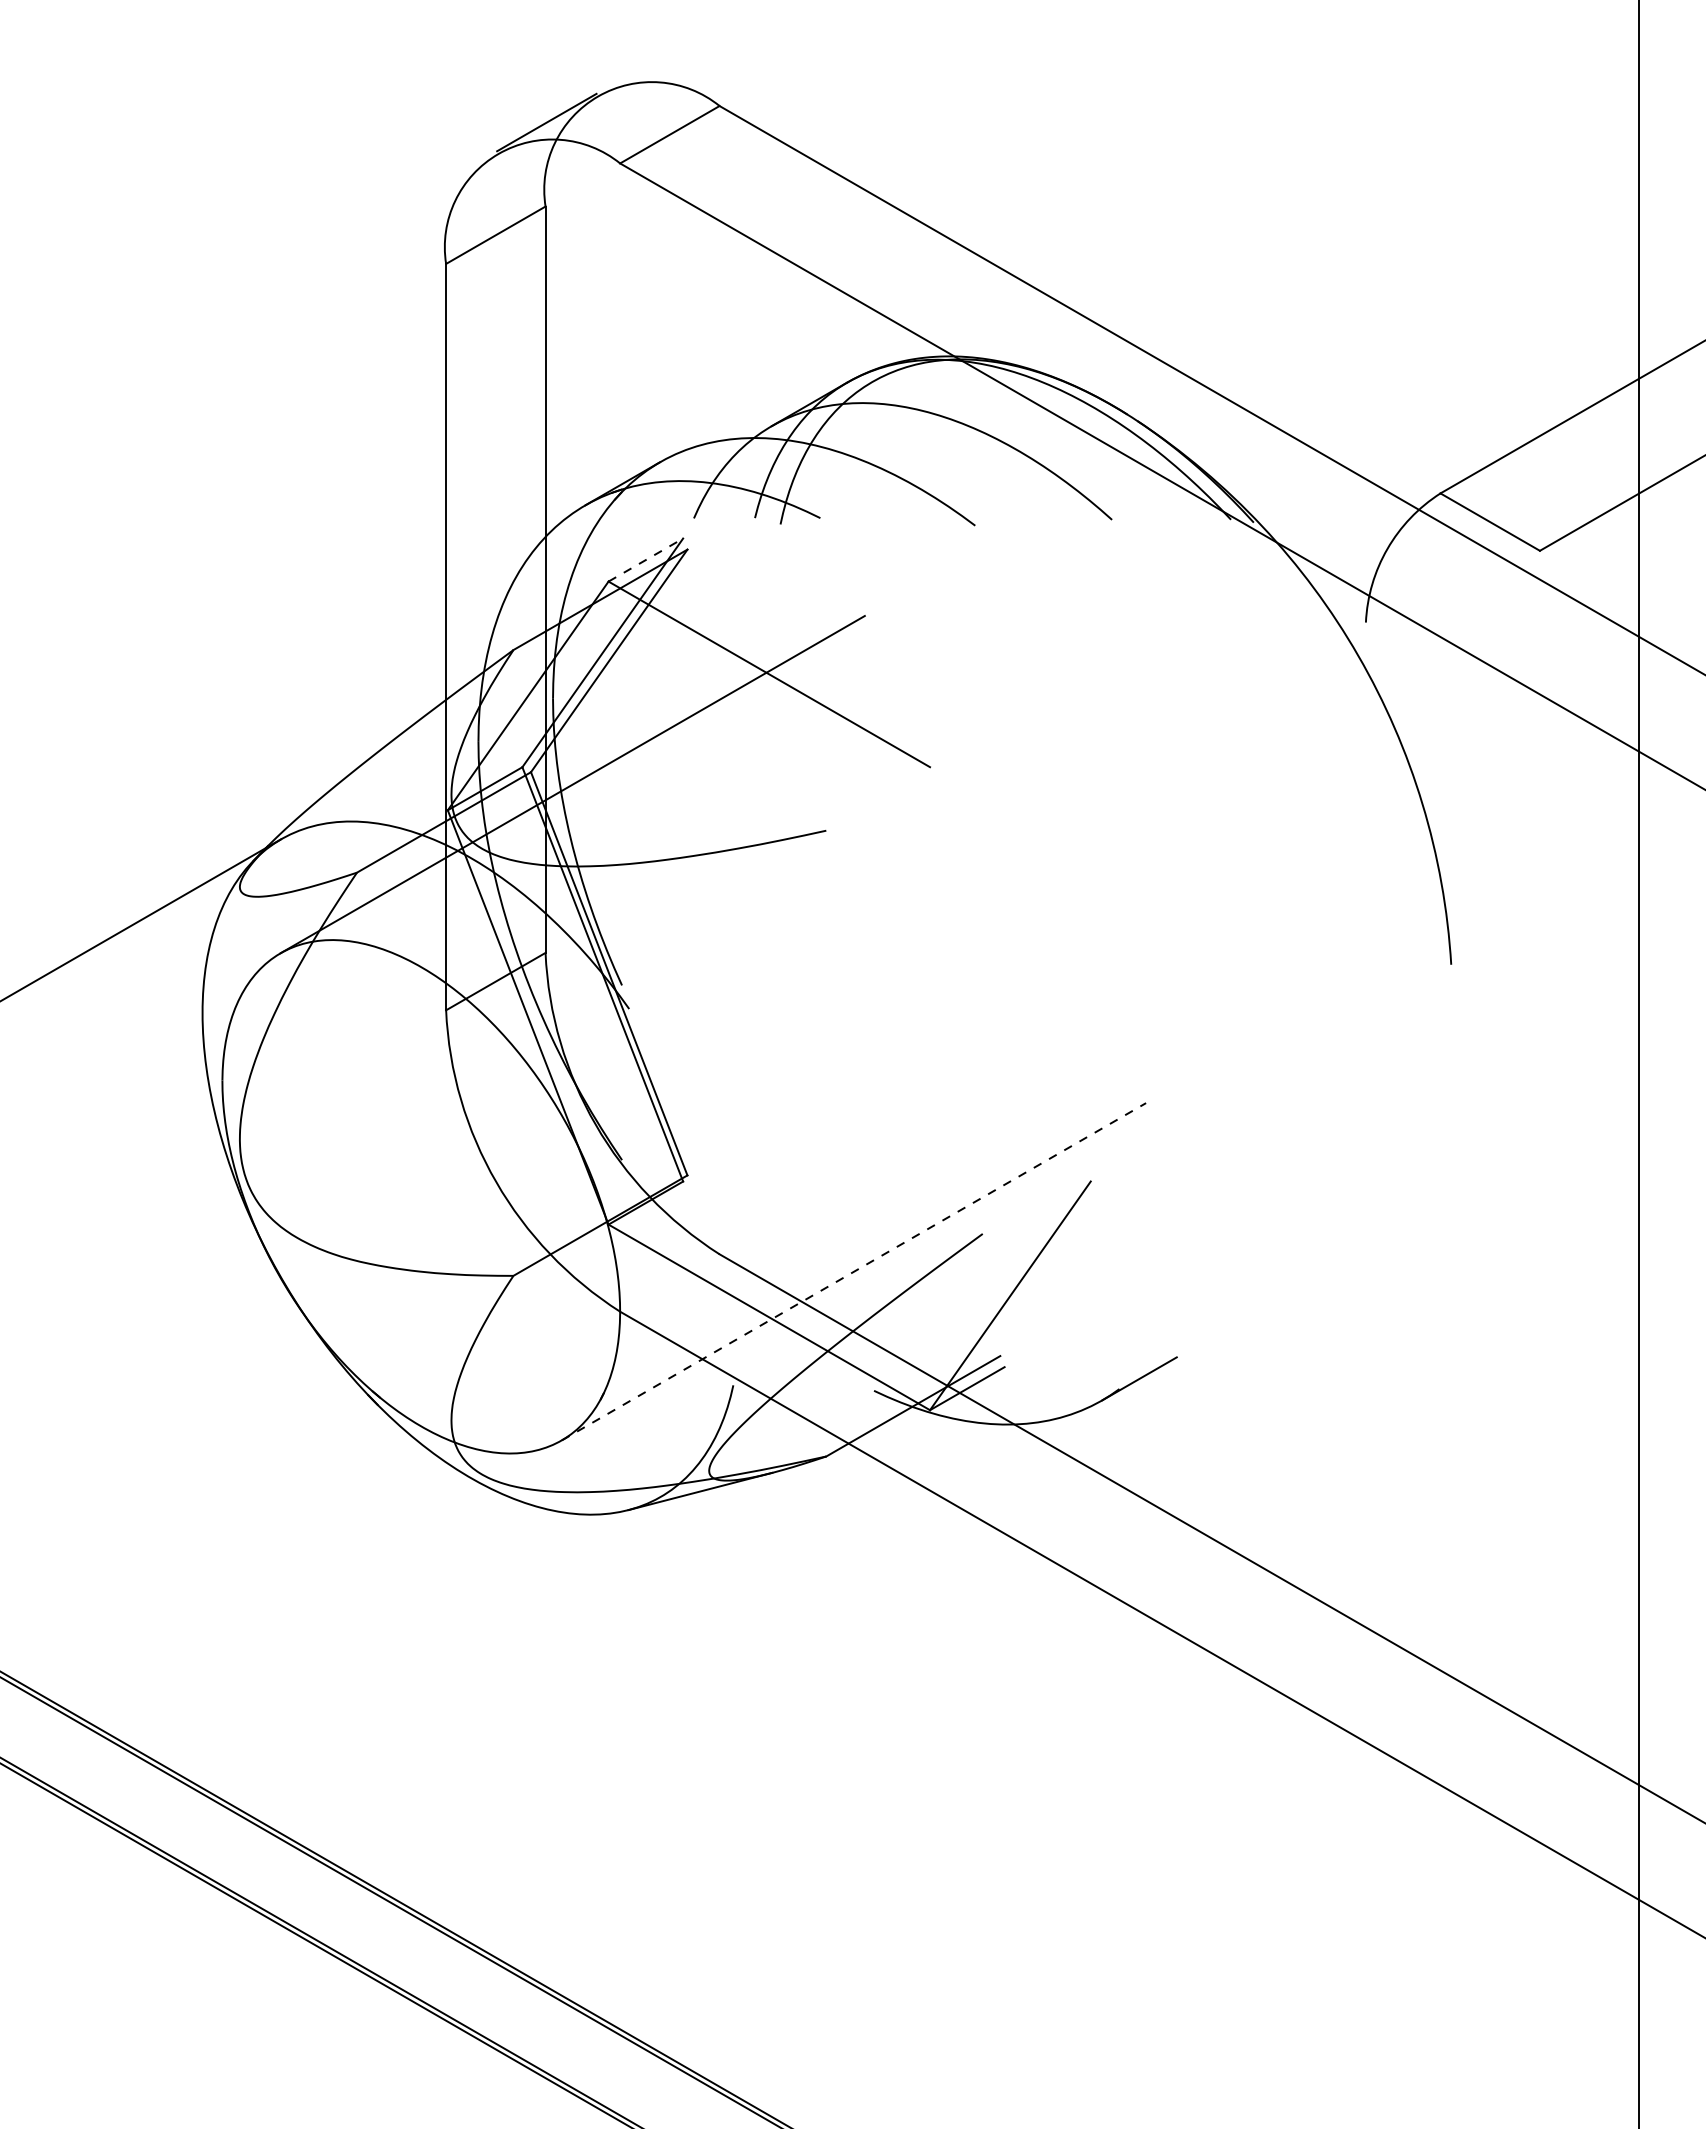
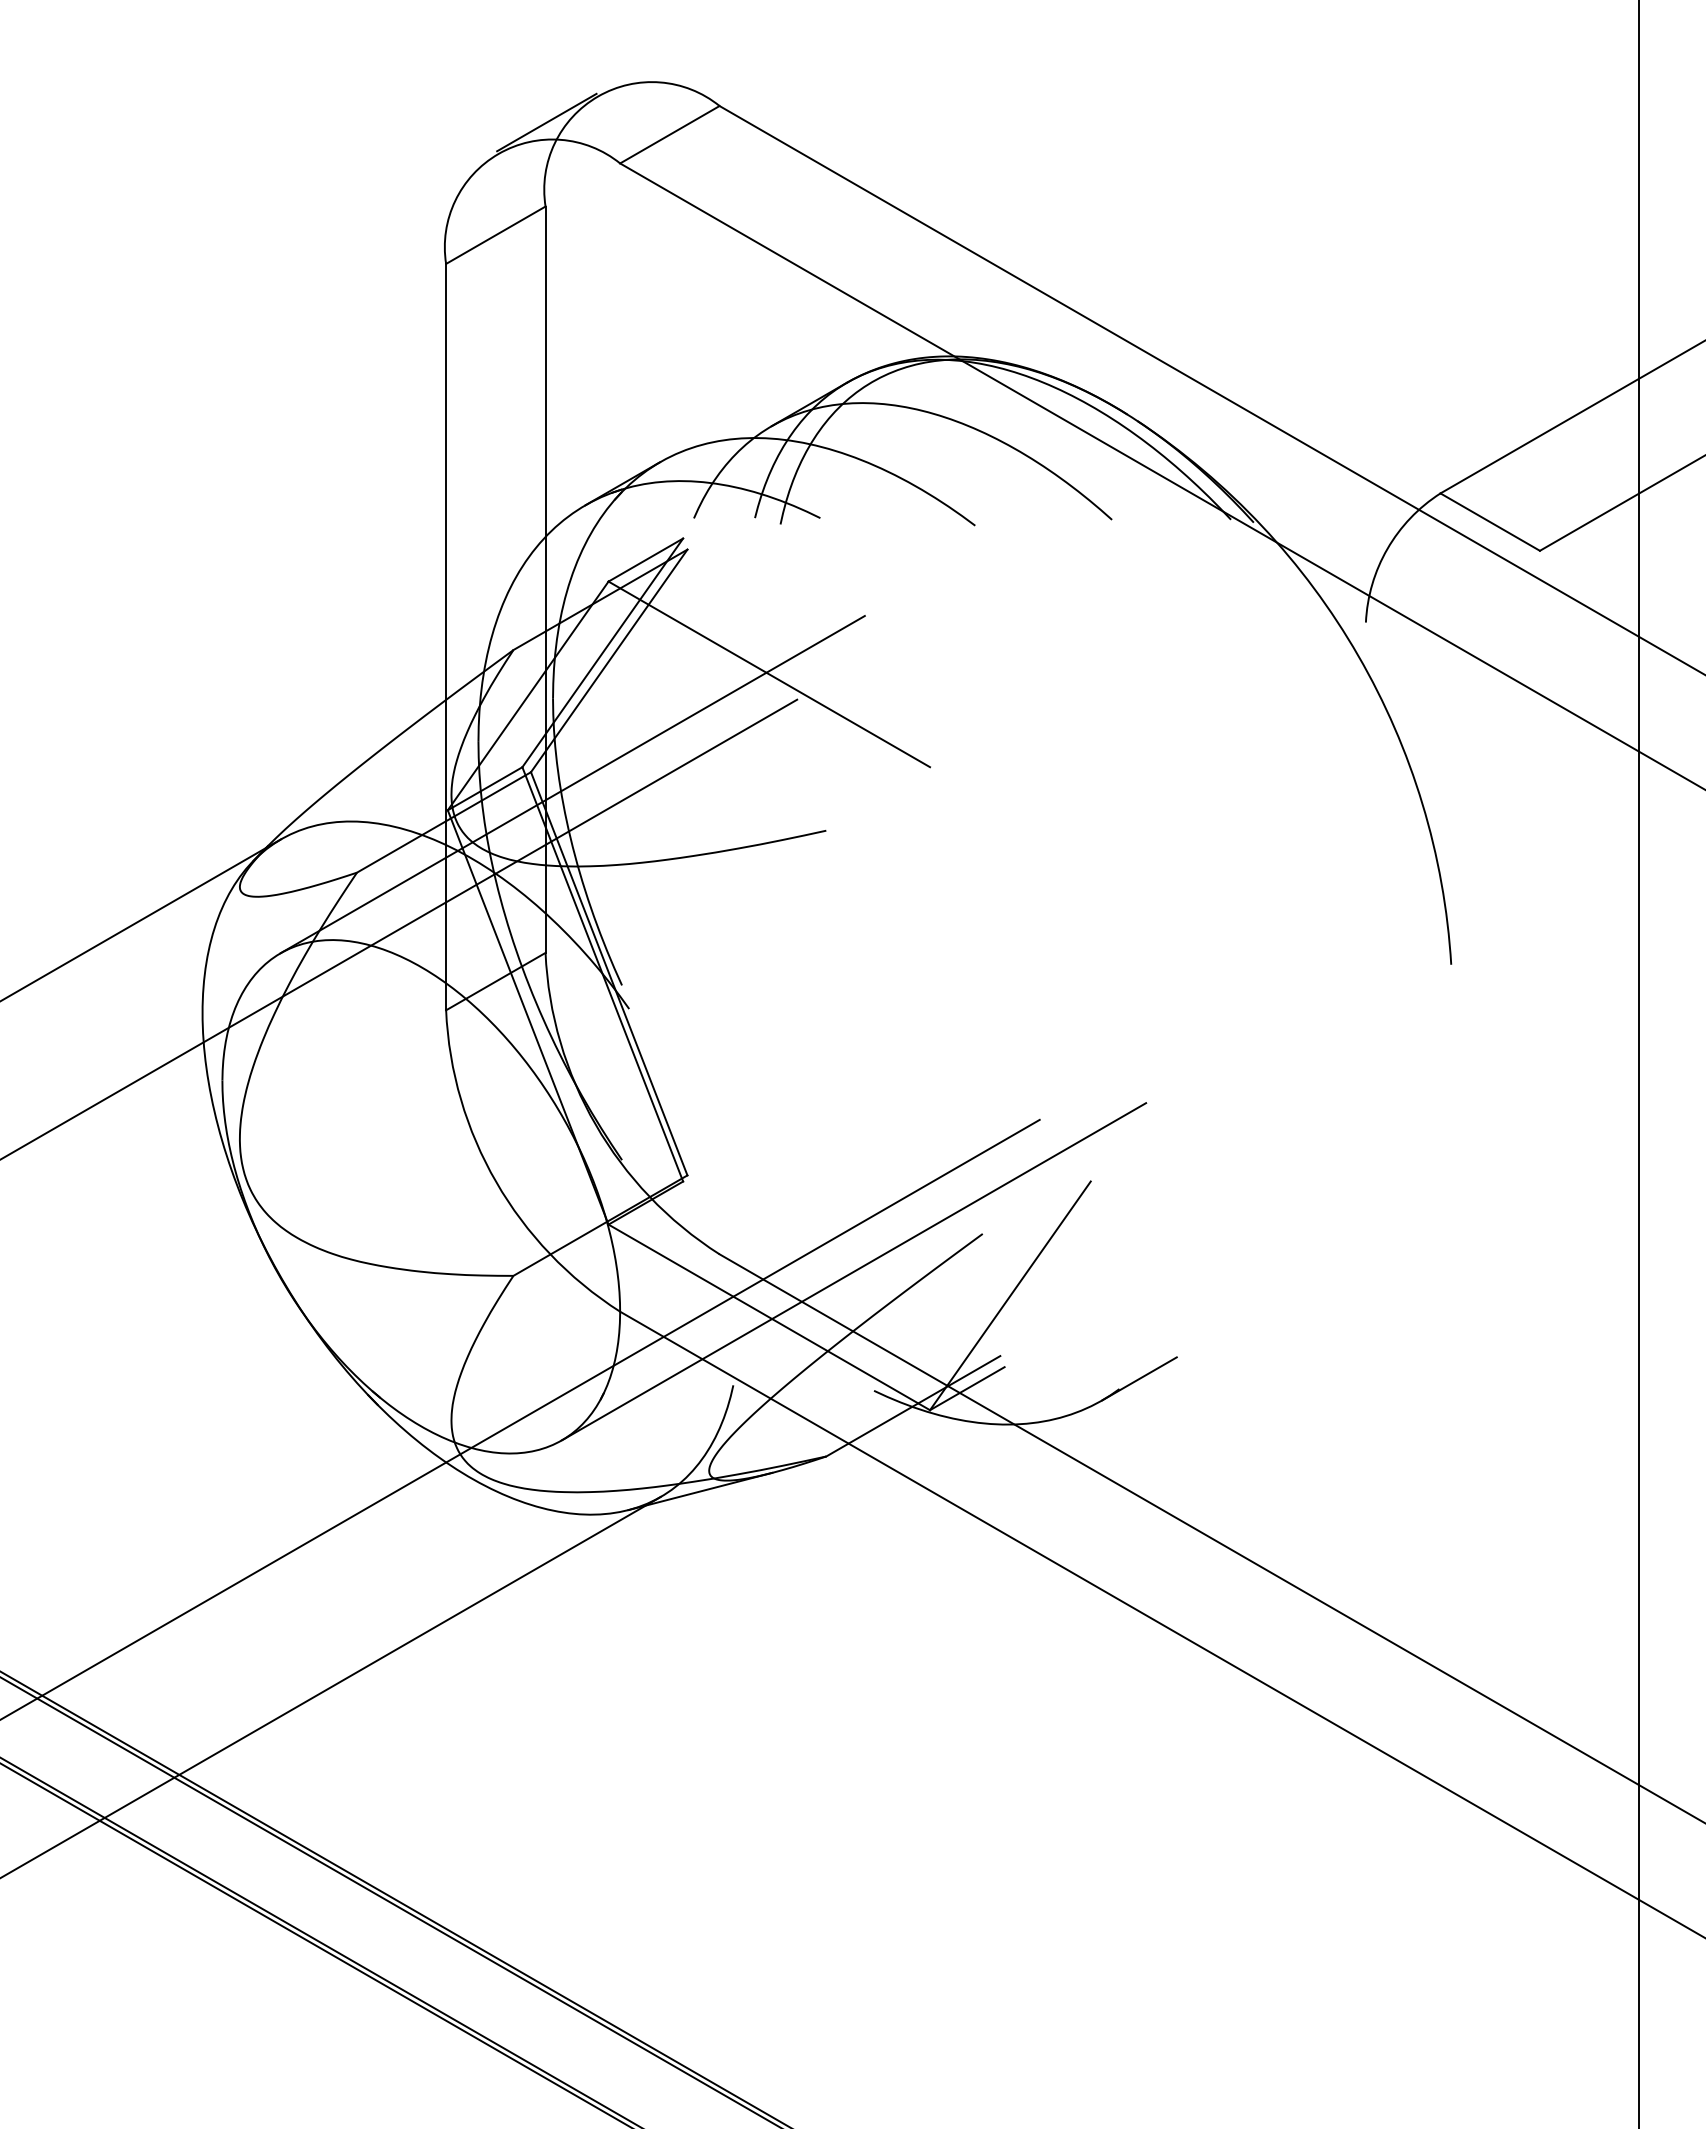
line: dashed -> solid (646, 559)
line: none -> present (399, 928)
line: dashed -> solid (854, 1271)
line: none -> present (520, 1418)
line: none -> present (331, 1686)
